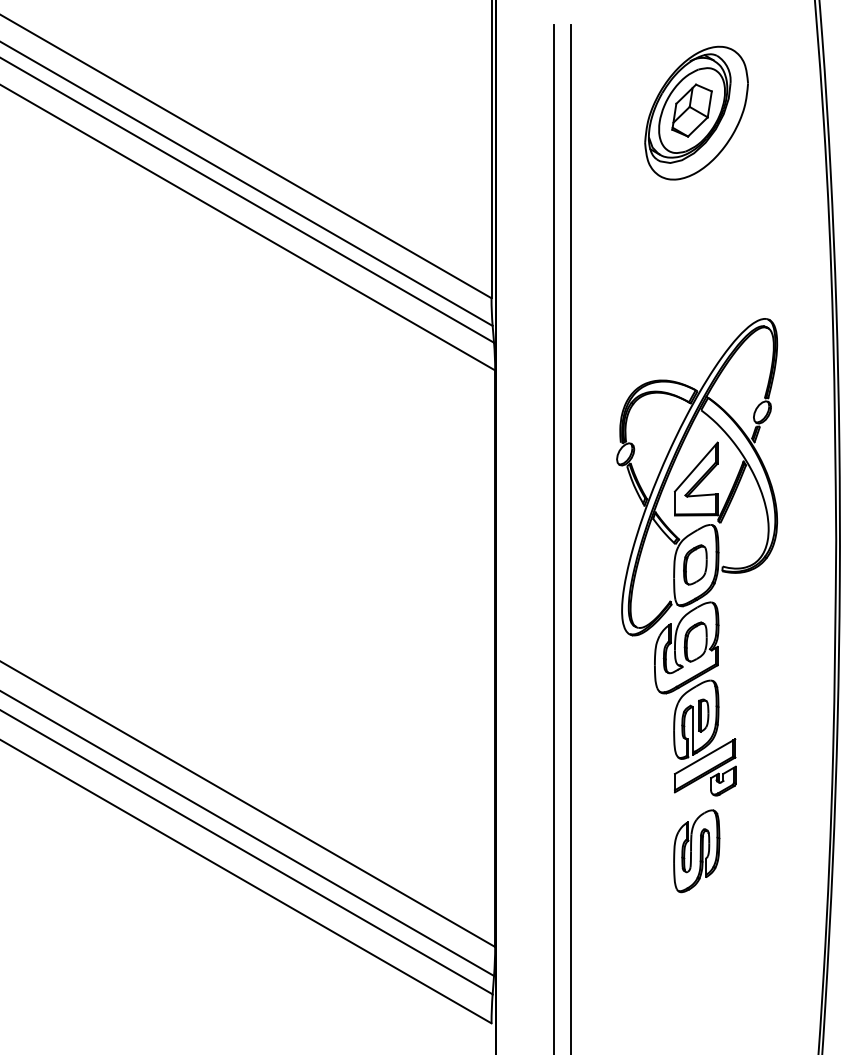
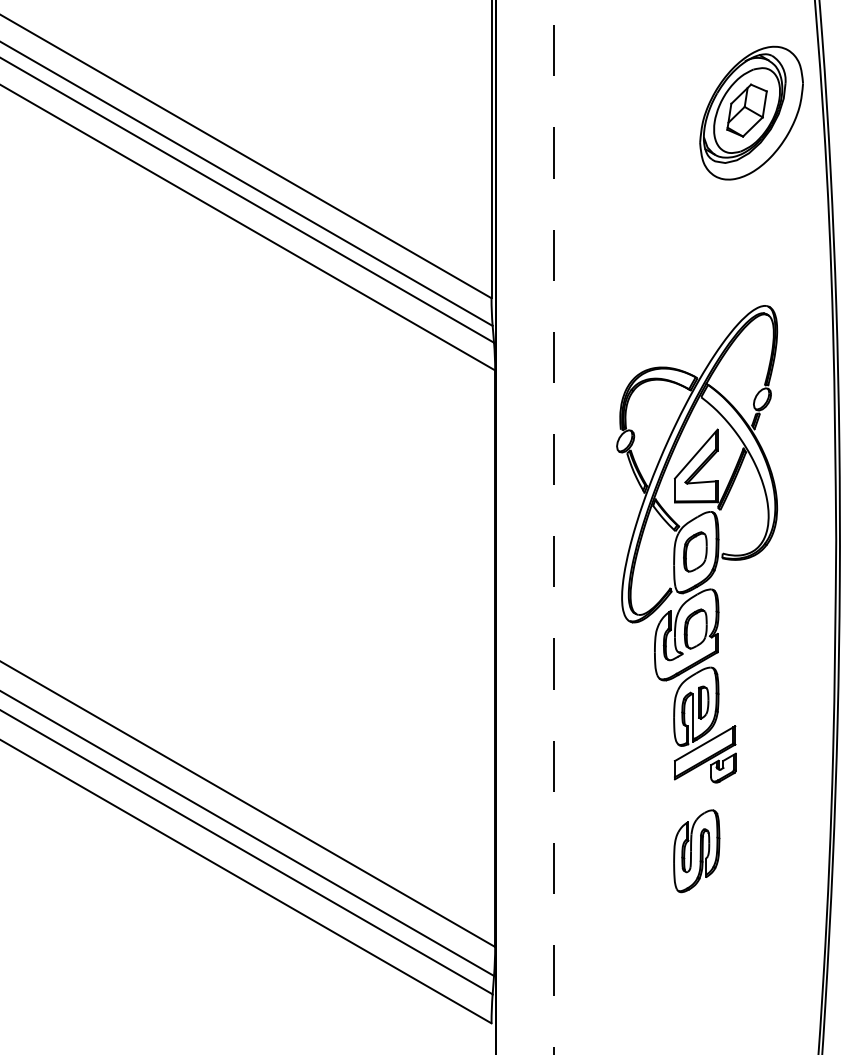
part position: (696, 112) -> (751, 112) (751, 112)
line: present -> none (571, 538)
line: solid -> dashed (553, 540)
part position: (697, 557) -> (697, 544) (697, 544)
